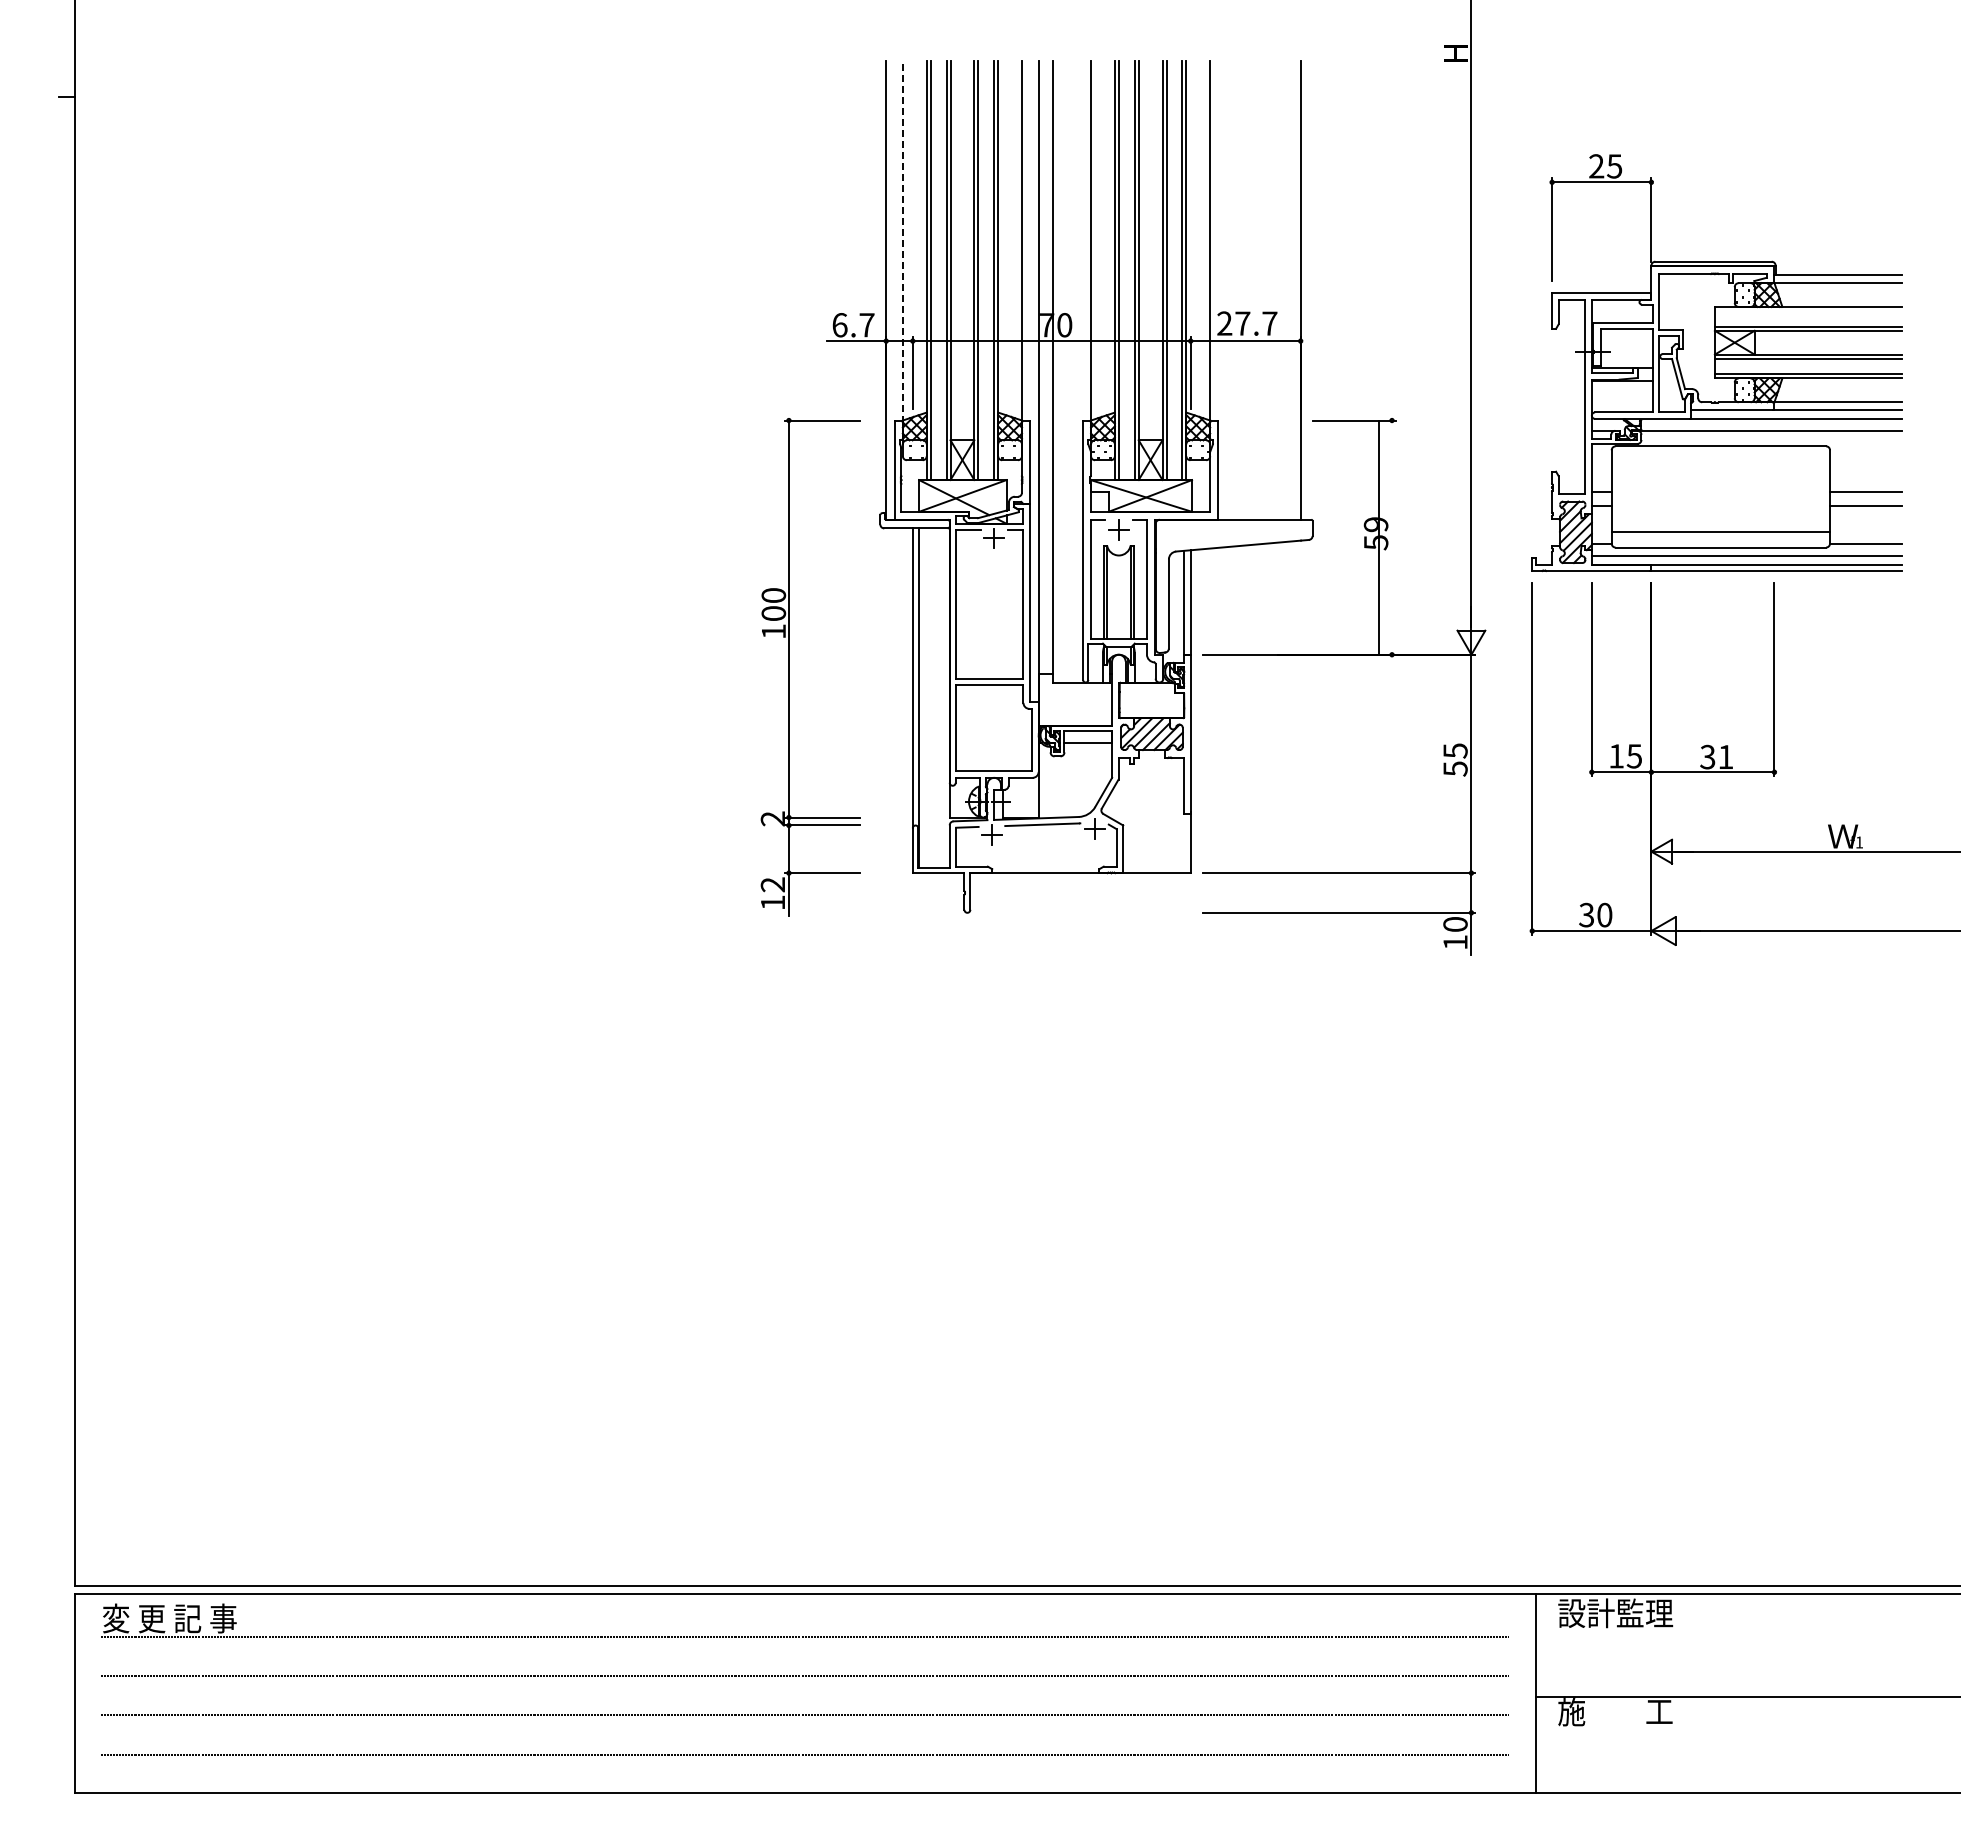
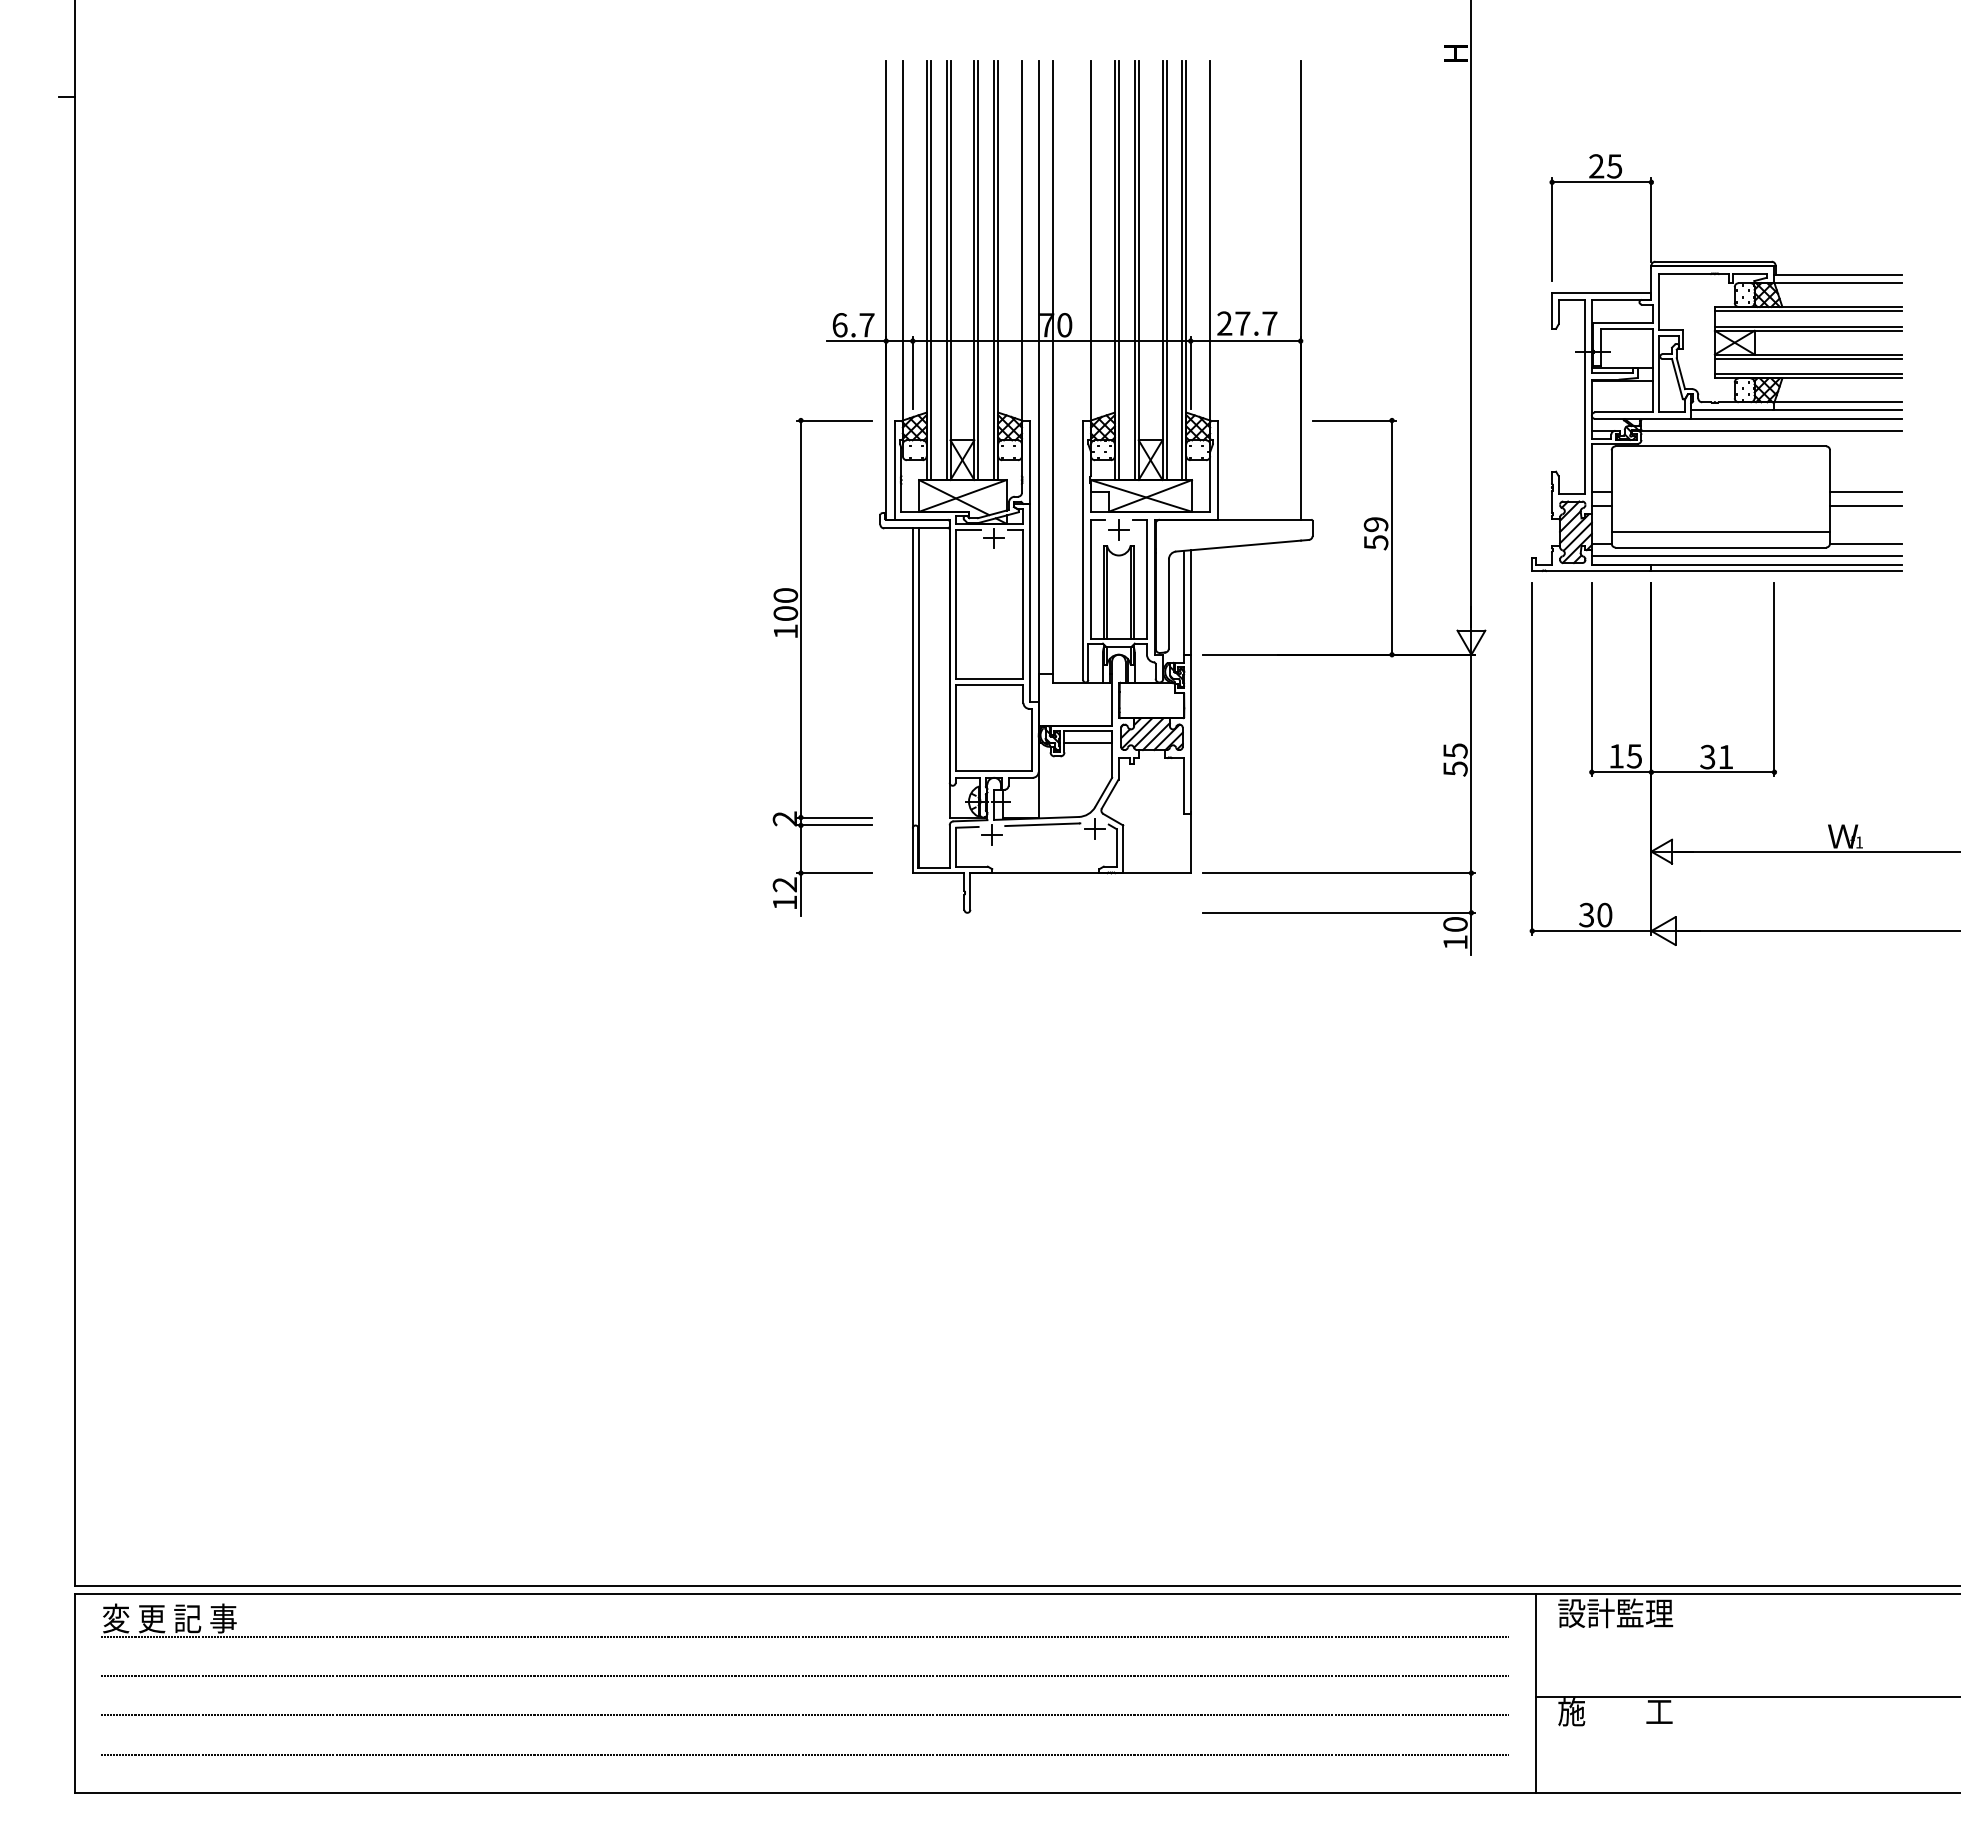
line: dashed -> solid (902, 241)
line: none -> present (1807, 310)
line position: (1379, 537) -> (1392, 537) (1392, 537)
part position: (789, 667) -> (801, 667) (801, 667)
